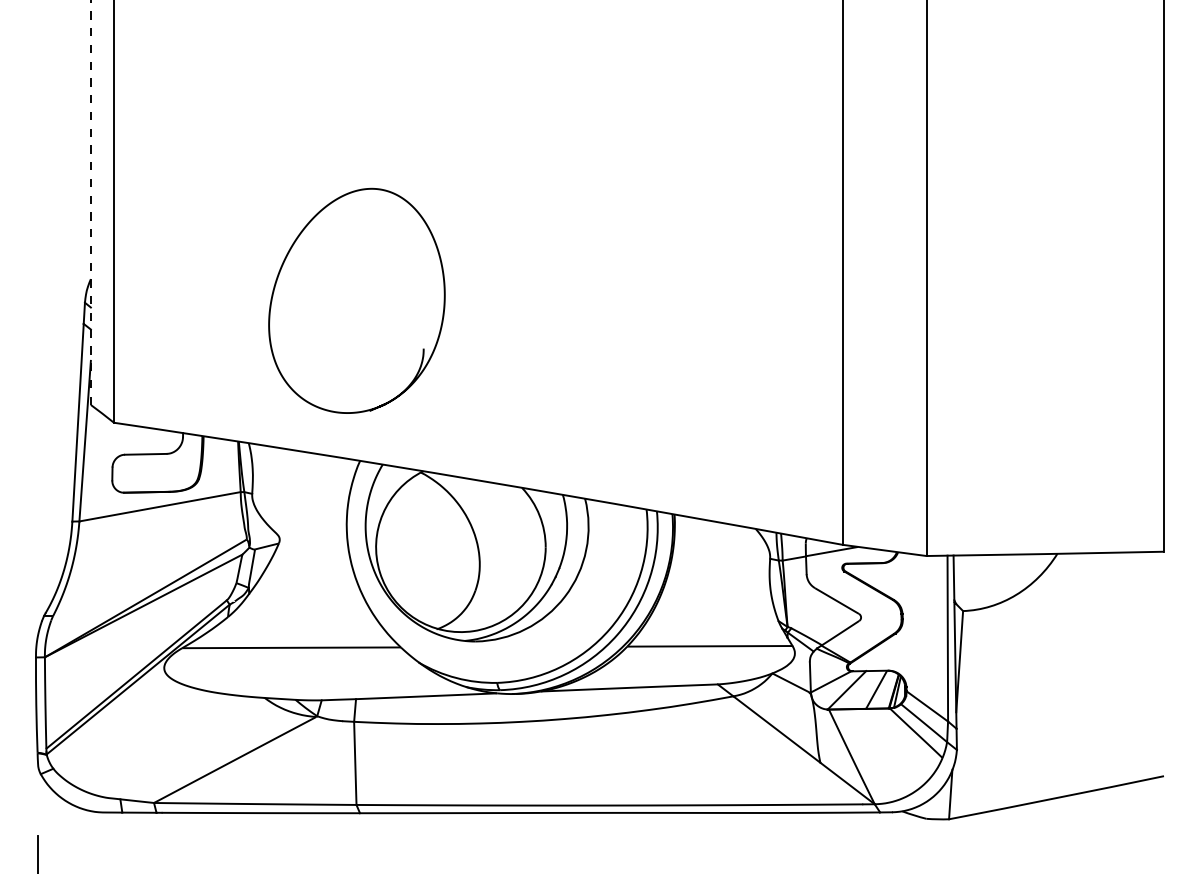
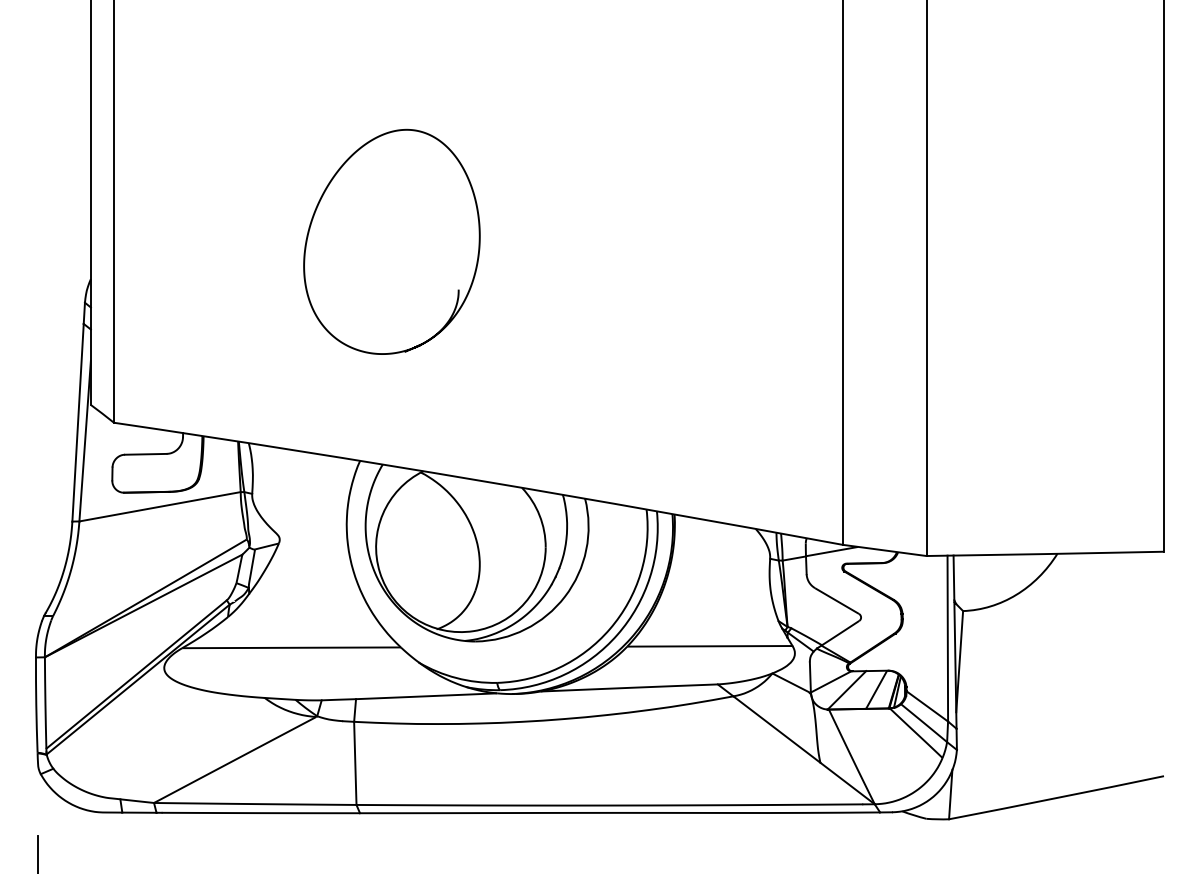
line: dashed -> solid (90, 202)
curve position: (281, 270) -> (316, 211) (316, 211)
